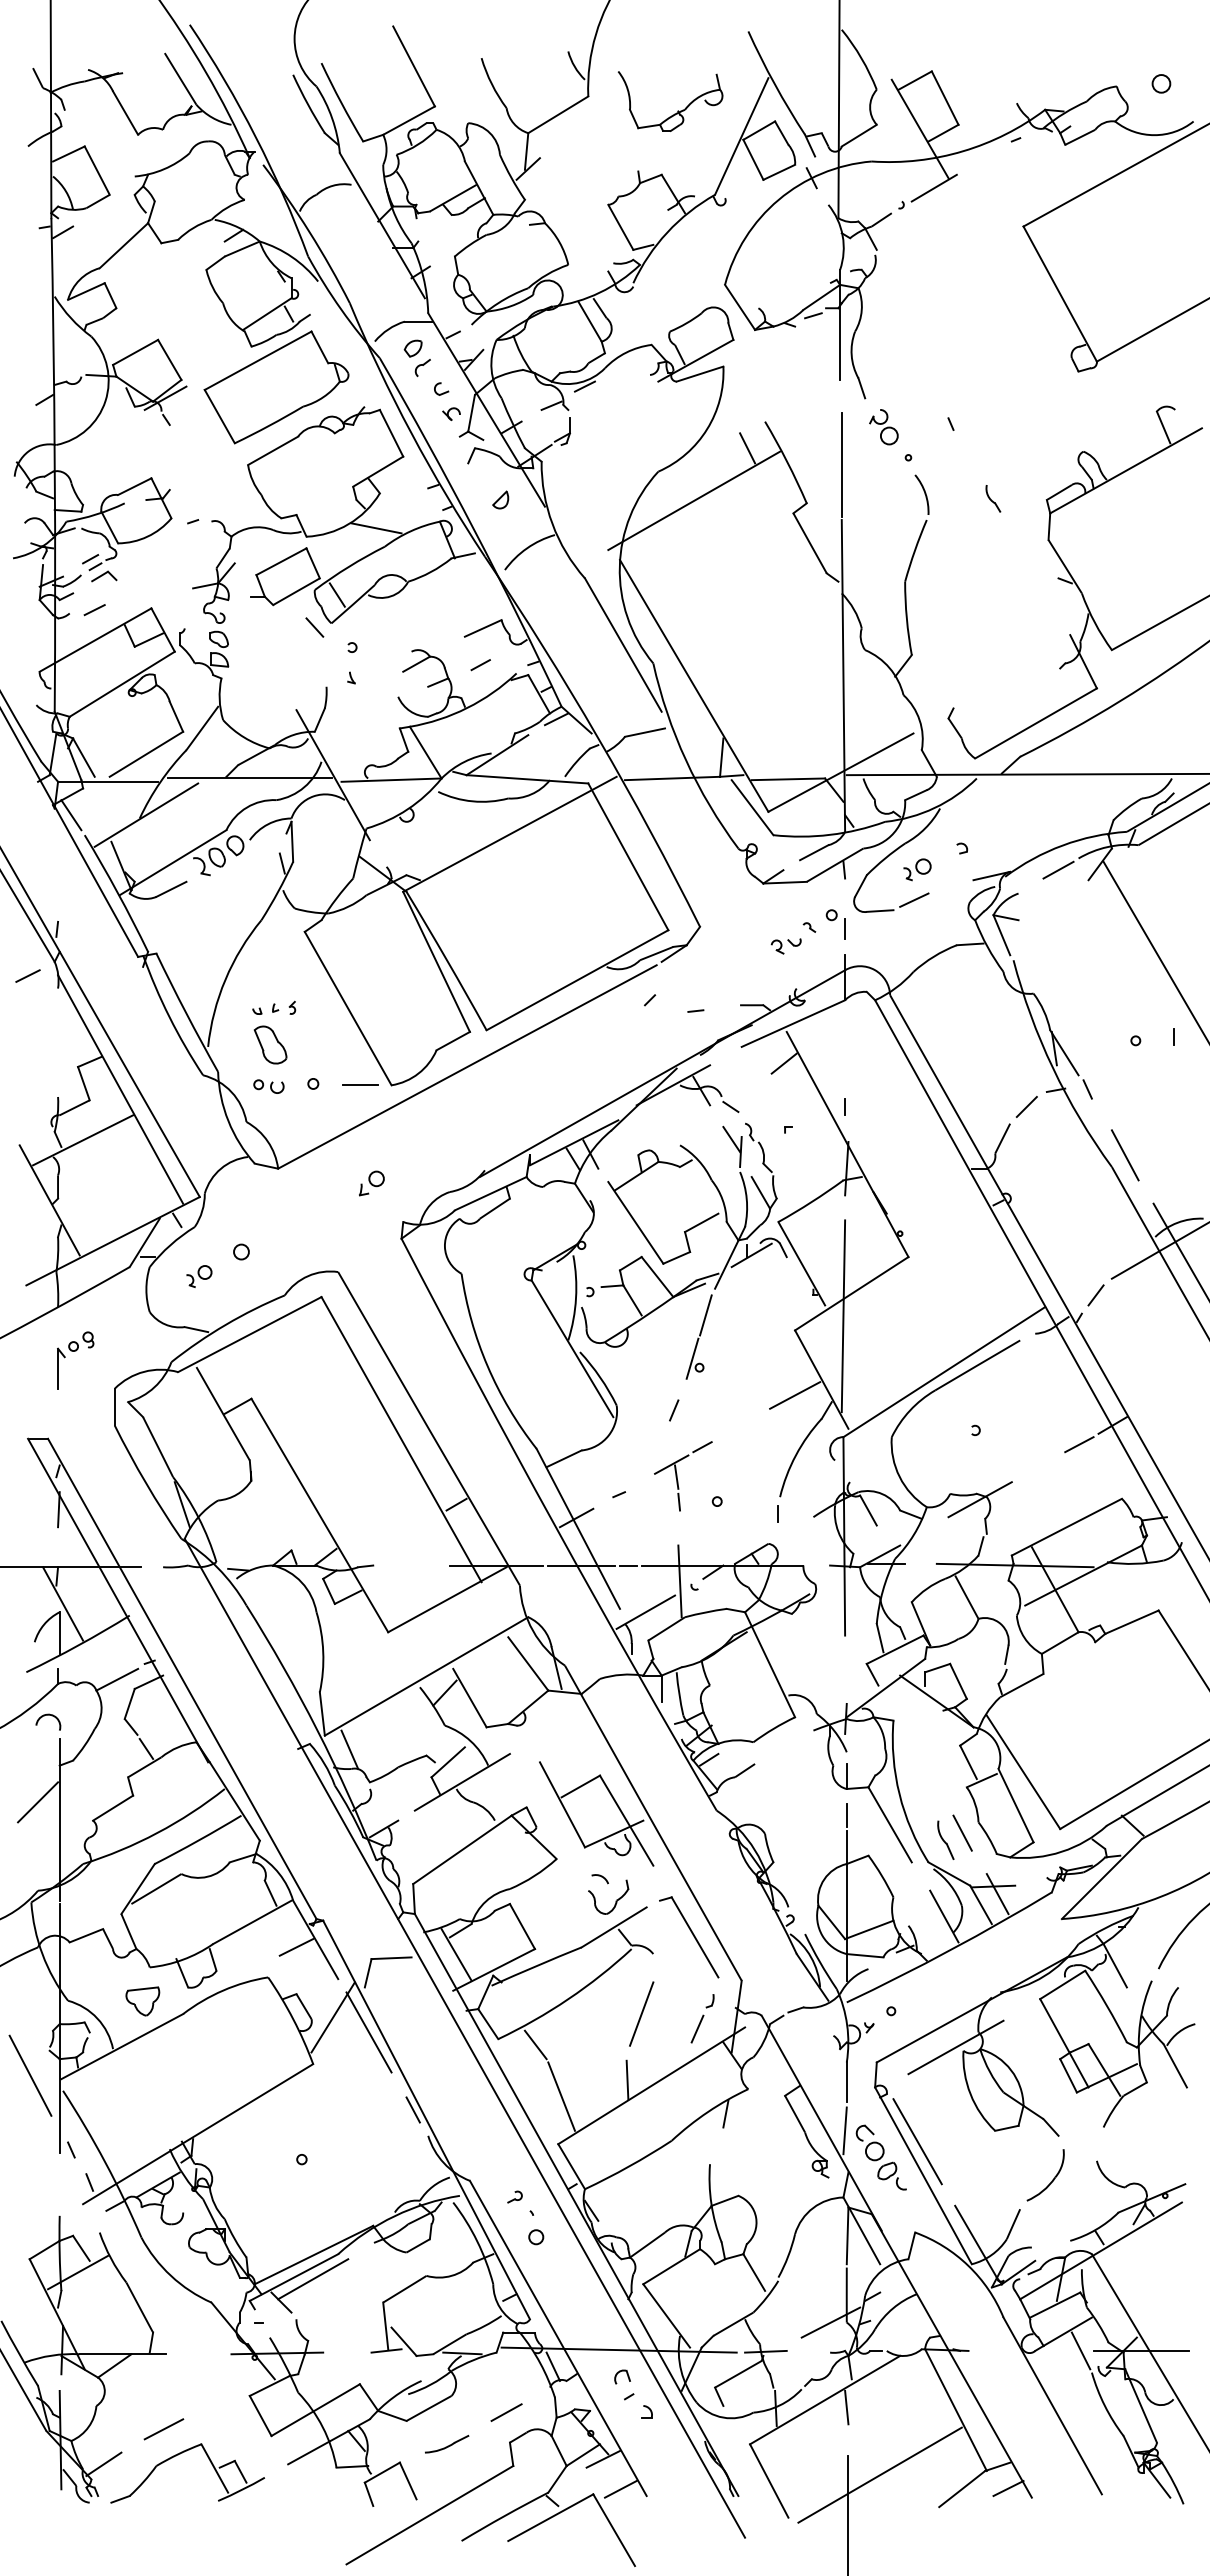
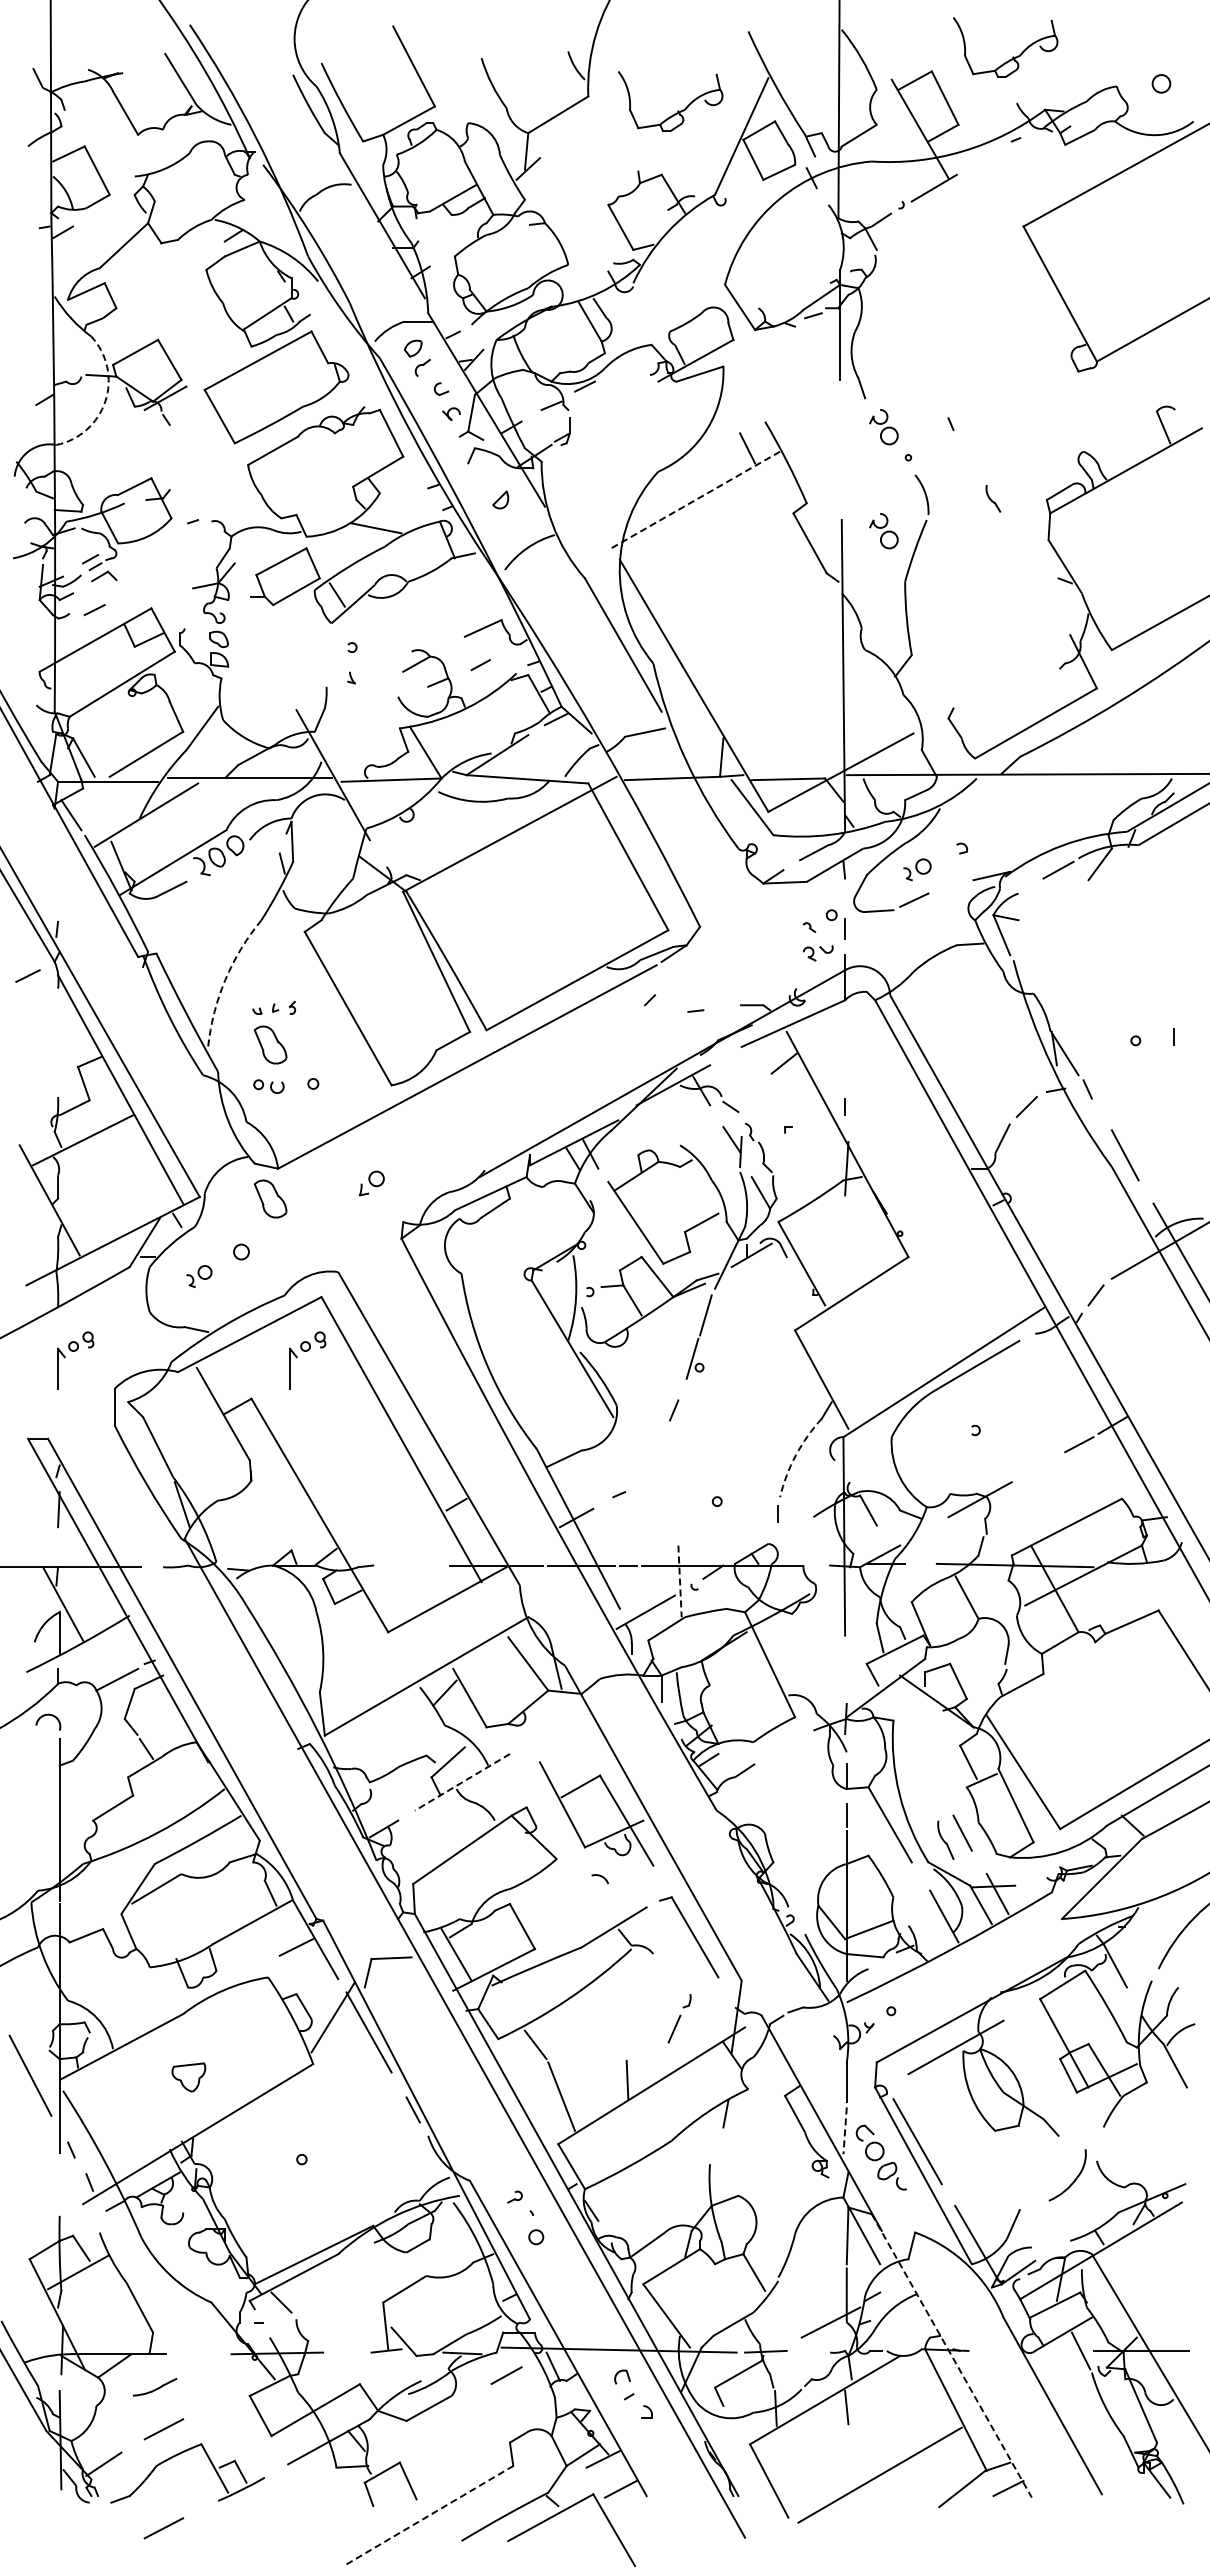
part: none -> present (1012, 56)
arc: solid -> dashed (105, 401)
line: present -> none (841, 464)
line: solid -> dashed (694, 500)
part: none -> present (883, 531)
line: present -> none (314, 627)
part position: (785, 946) -> (817, 953) (817, 953)
line: present -> none (1154, 950)
arc: solid -> dashed (225, 979)
line: present -> none (360, 1085)
part: none -> present (270, 1198)
line: present -> none (843, 1316)
part: none -> present (307, 1351)
line: present -> none (795, 1395)
arc: solid -> dashed (795, 1455)
part: present -> none (683, 1476)
line: solid -> dashed (680, 1581)
line: present -> none (349, 1749)
line: solid -> dashed (461, 1782)
line: present -> none (38, 1802)
part: present -> none (615, 1900)
part position: (142, 2001) -> (188, 2077) (188, 2077)
line: present -> none (641, 2013)
part position: (702, 2018) -> (679, 2018) (679, 2018)
line: solid -> dashed (845, 2131)
part position: (1051, 2180) -> (1073, 2180) (1073, 2180)
line: present -> none (313, 2279)
line: solid -> dashed (951, 2355)
line position: (506, 2412) -> (506, 2375) (506, 2375)
part position: (447, 2444) -> (155, 2387) (155, 2387)
line: present -> none (848, 2513)
line: solid -> dashed (429, 2515)
line: none -> present (163, 2528)
